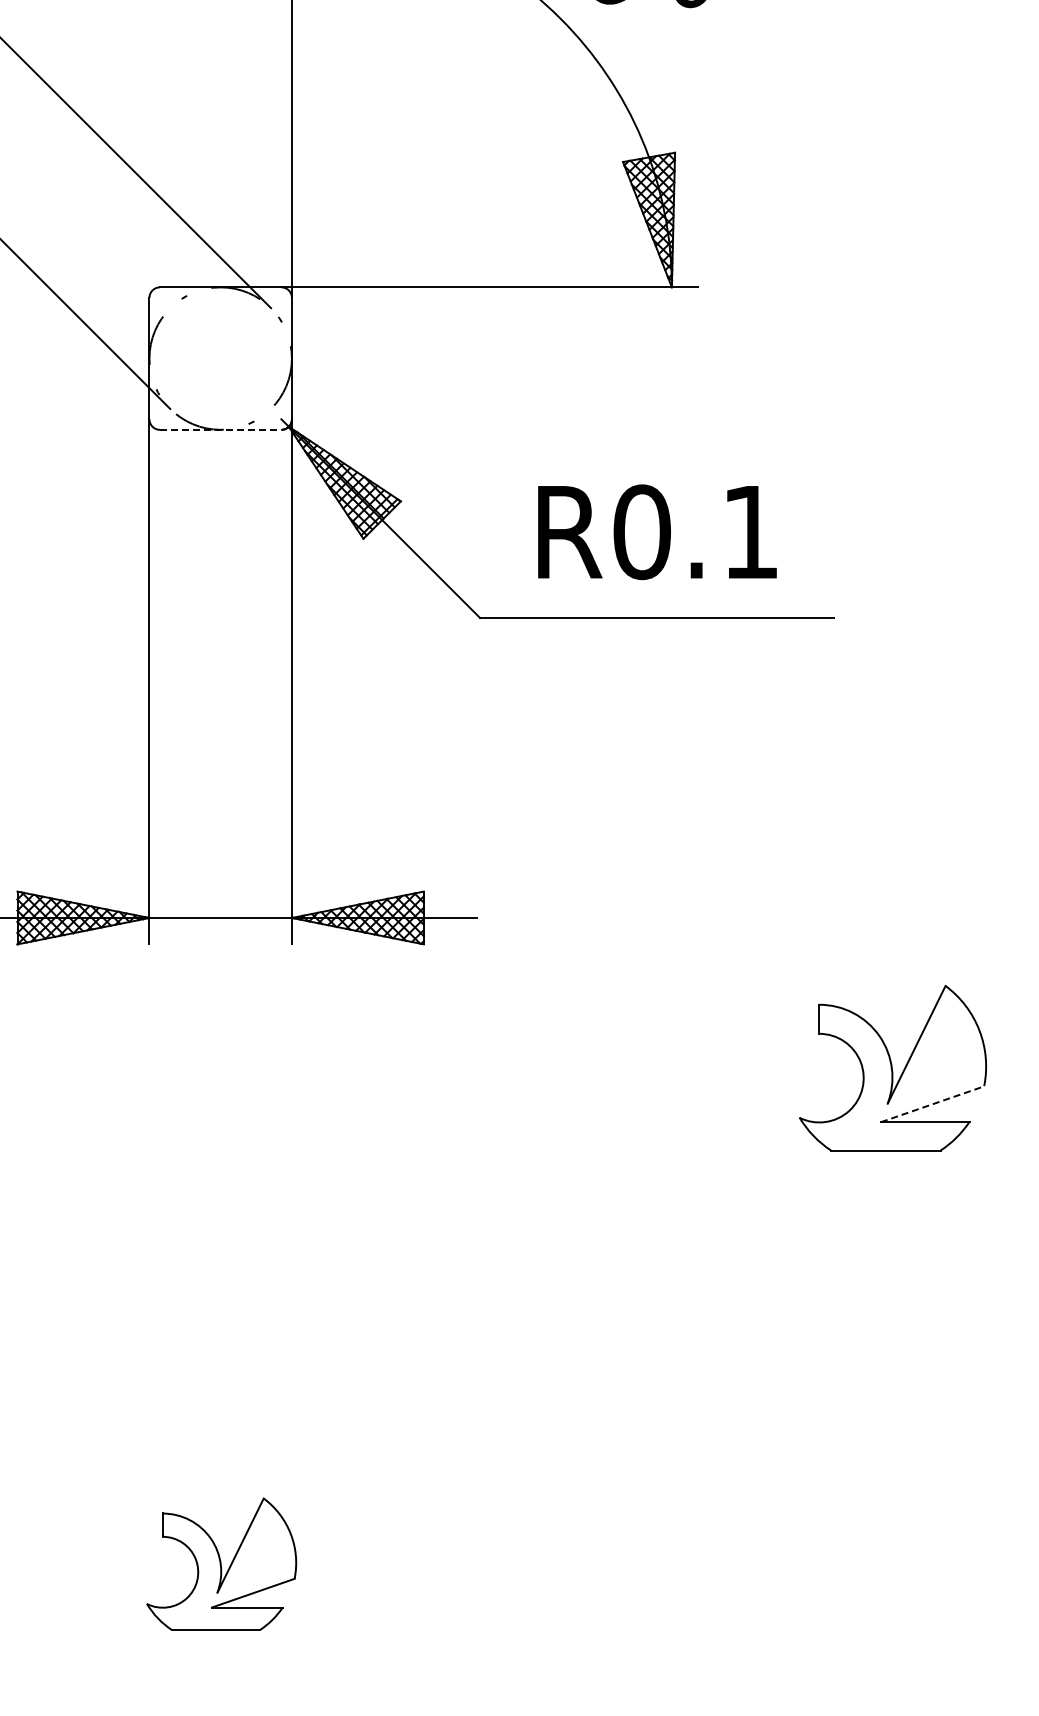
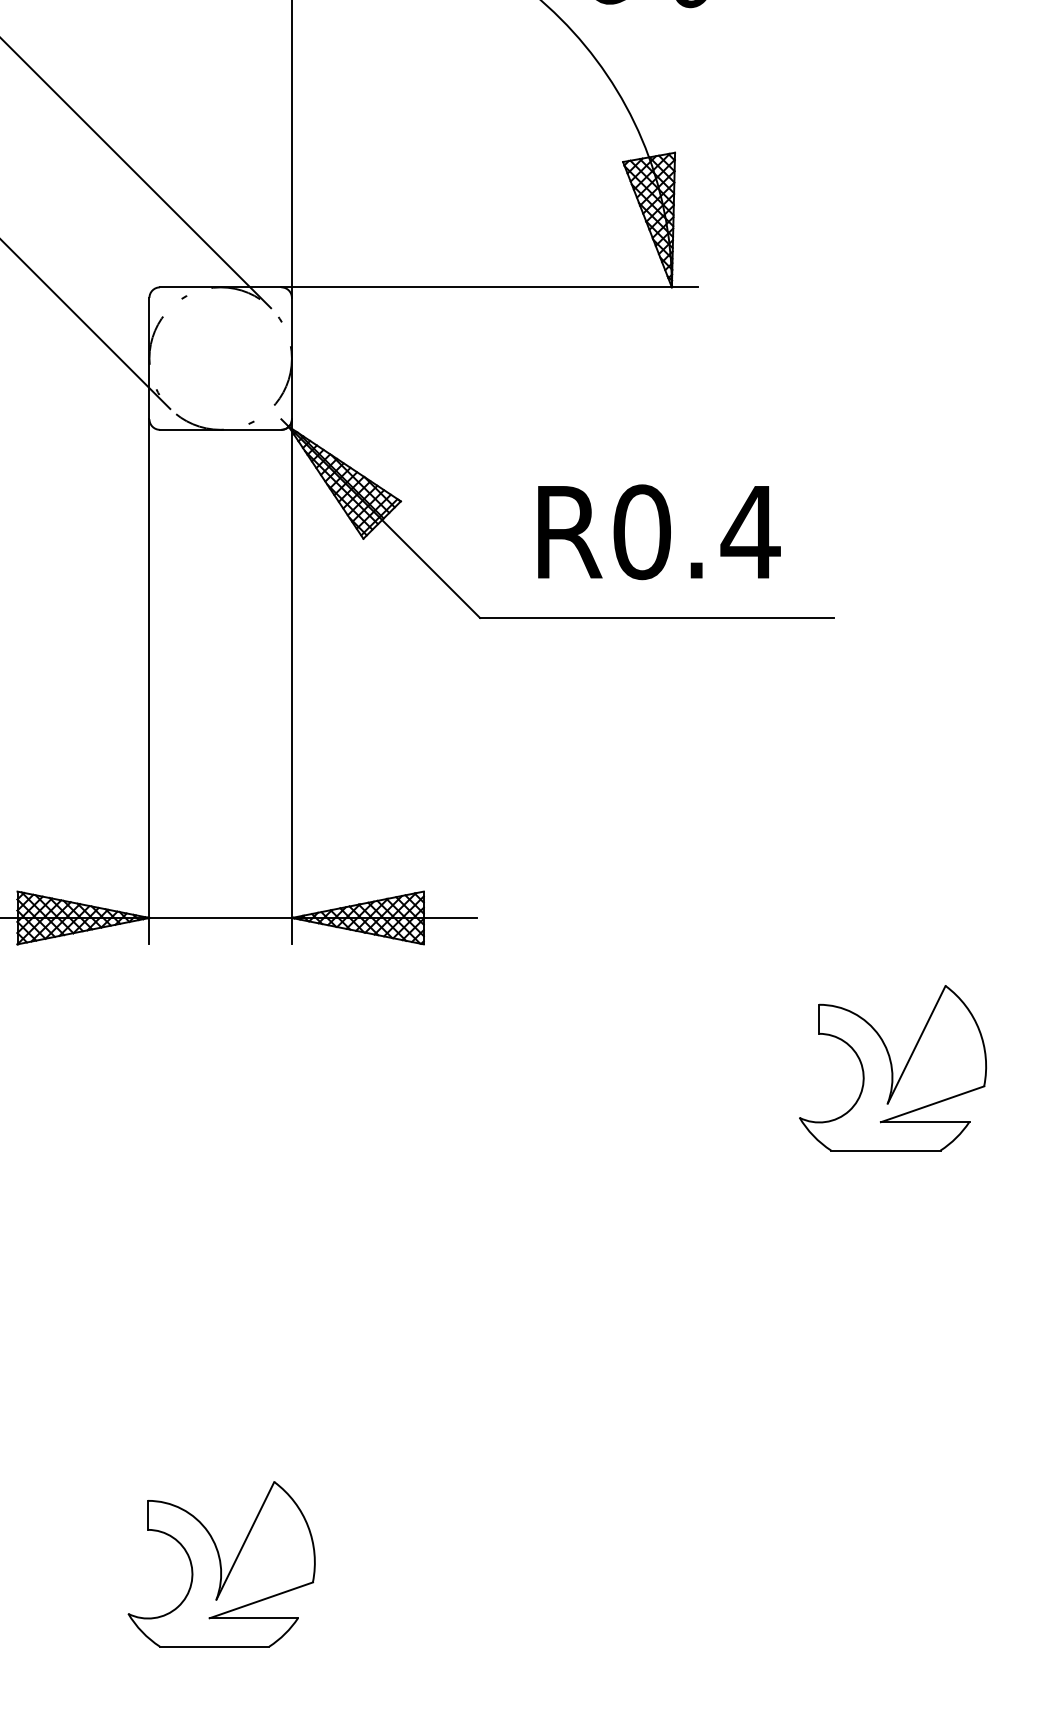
line: dashed -> solid (220, 429)
text: R0.1 -> R0.4 (750, 532)
line: dashed -> solid (932, 1104)
part size: 152x134 px -> 189x167 px (221, 1564)
